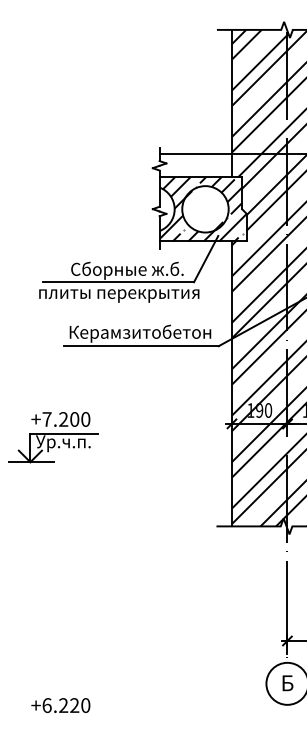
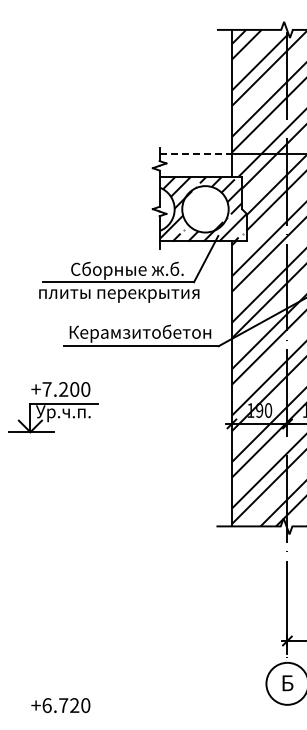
line: solid -> dashed (196, 153)
part position: (53, 437) -> (53, 407) (53, 407)
text: +6.220 -> +6.720 (63, 705)
